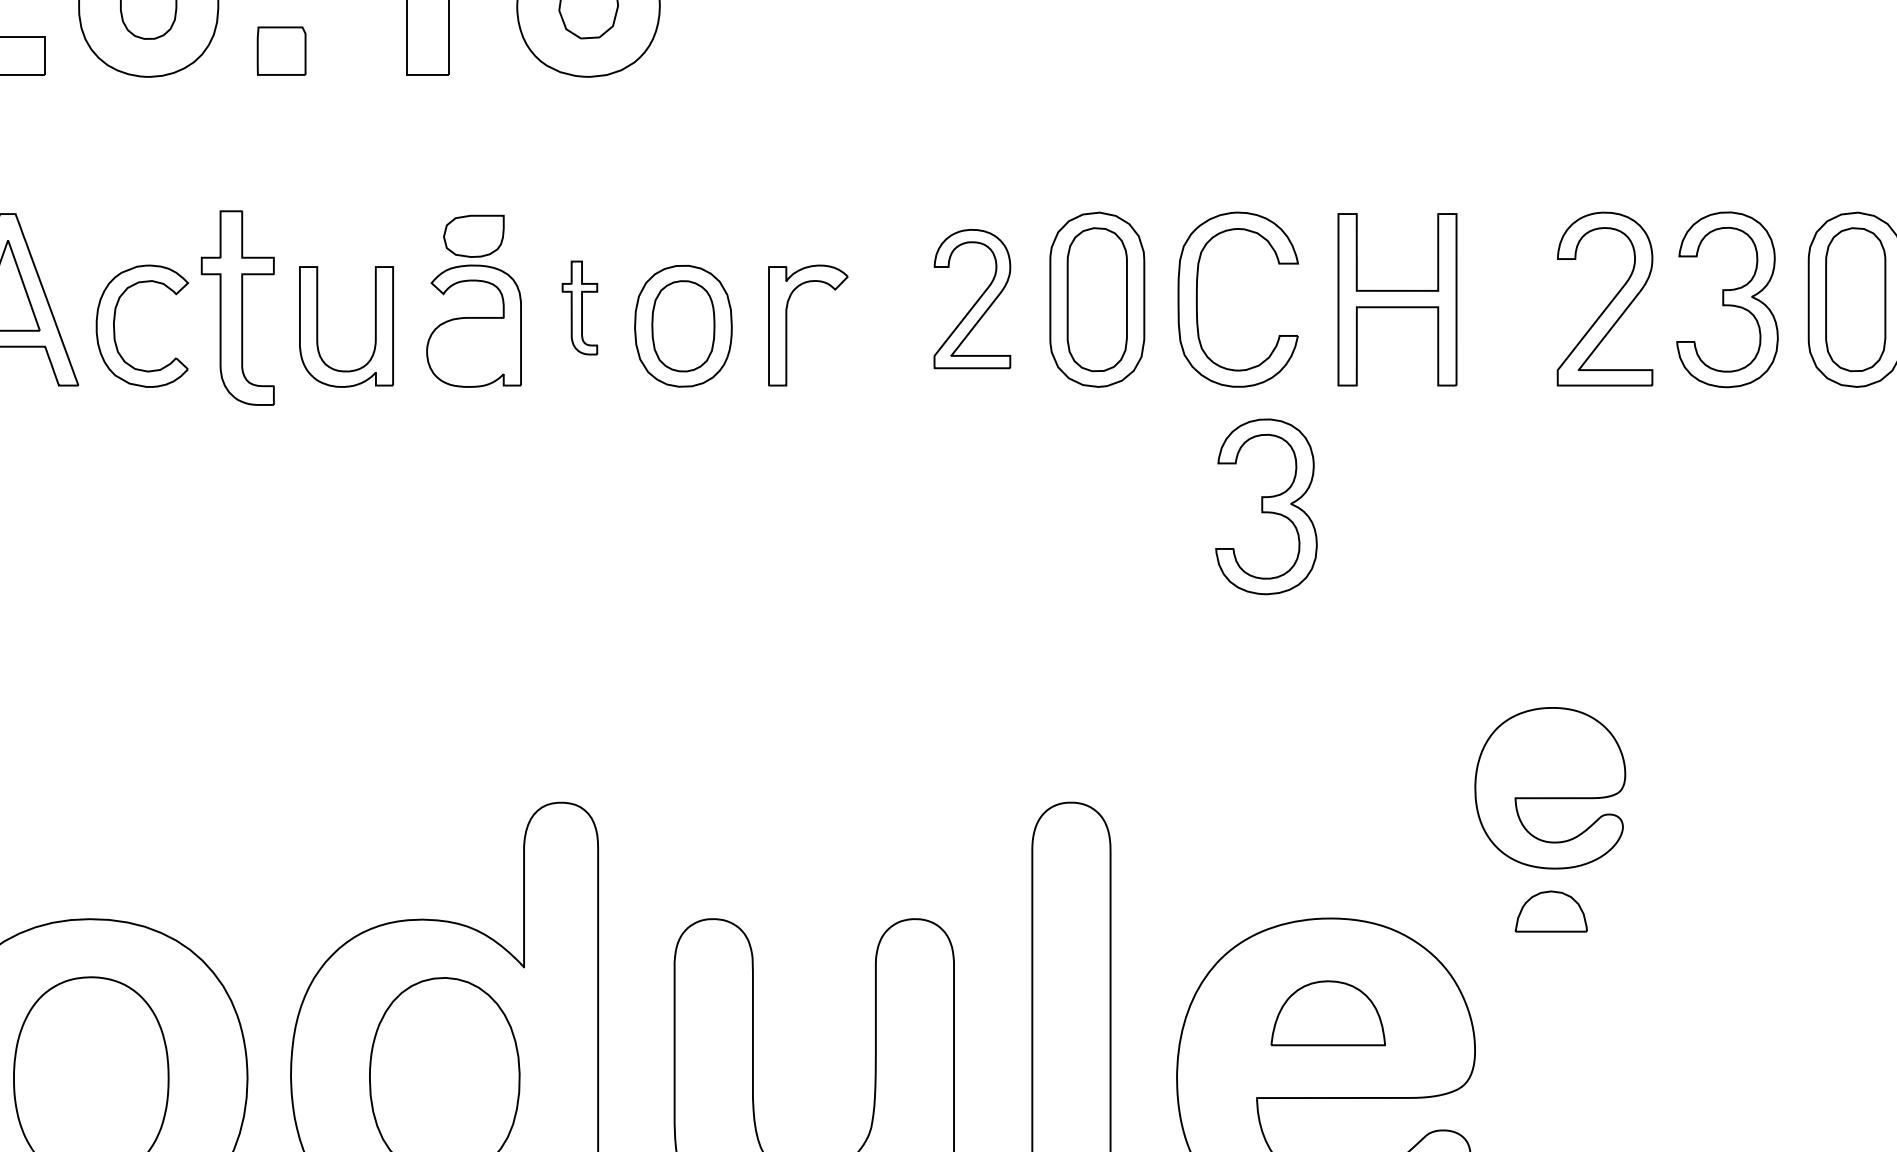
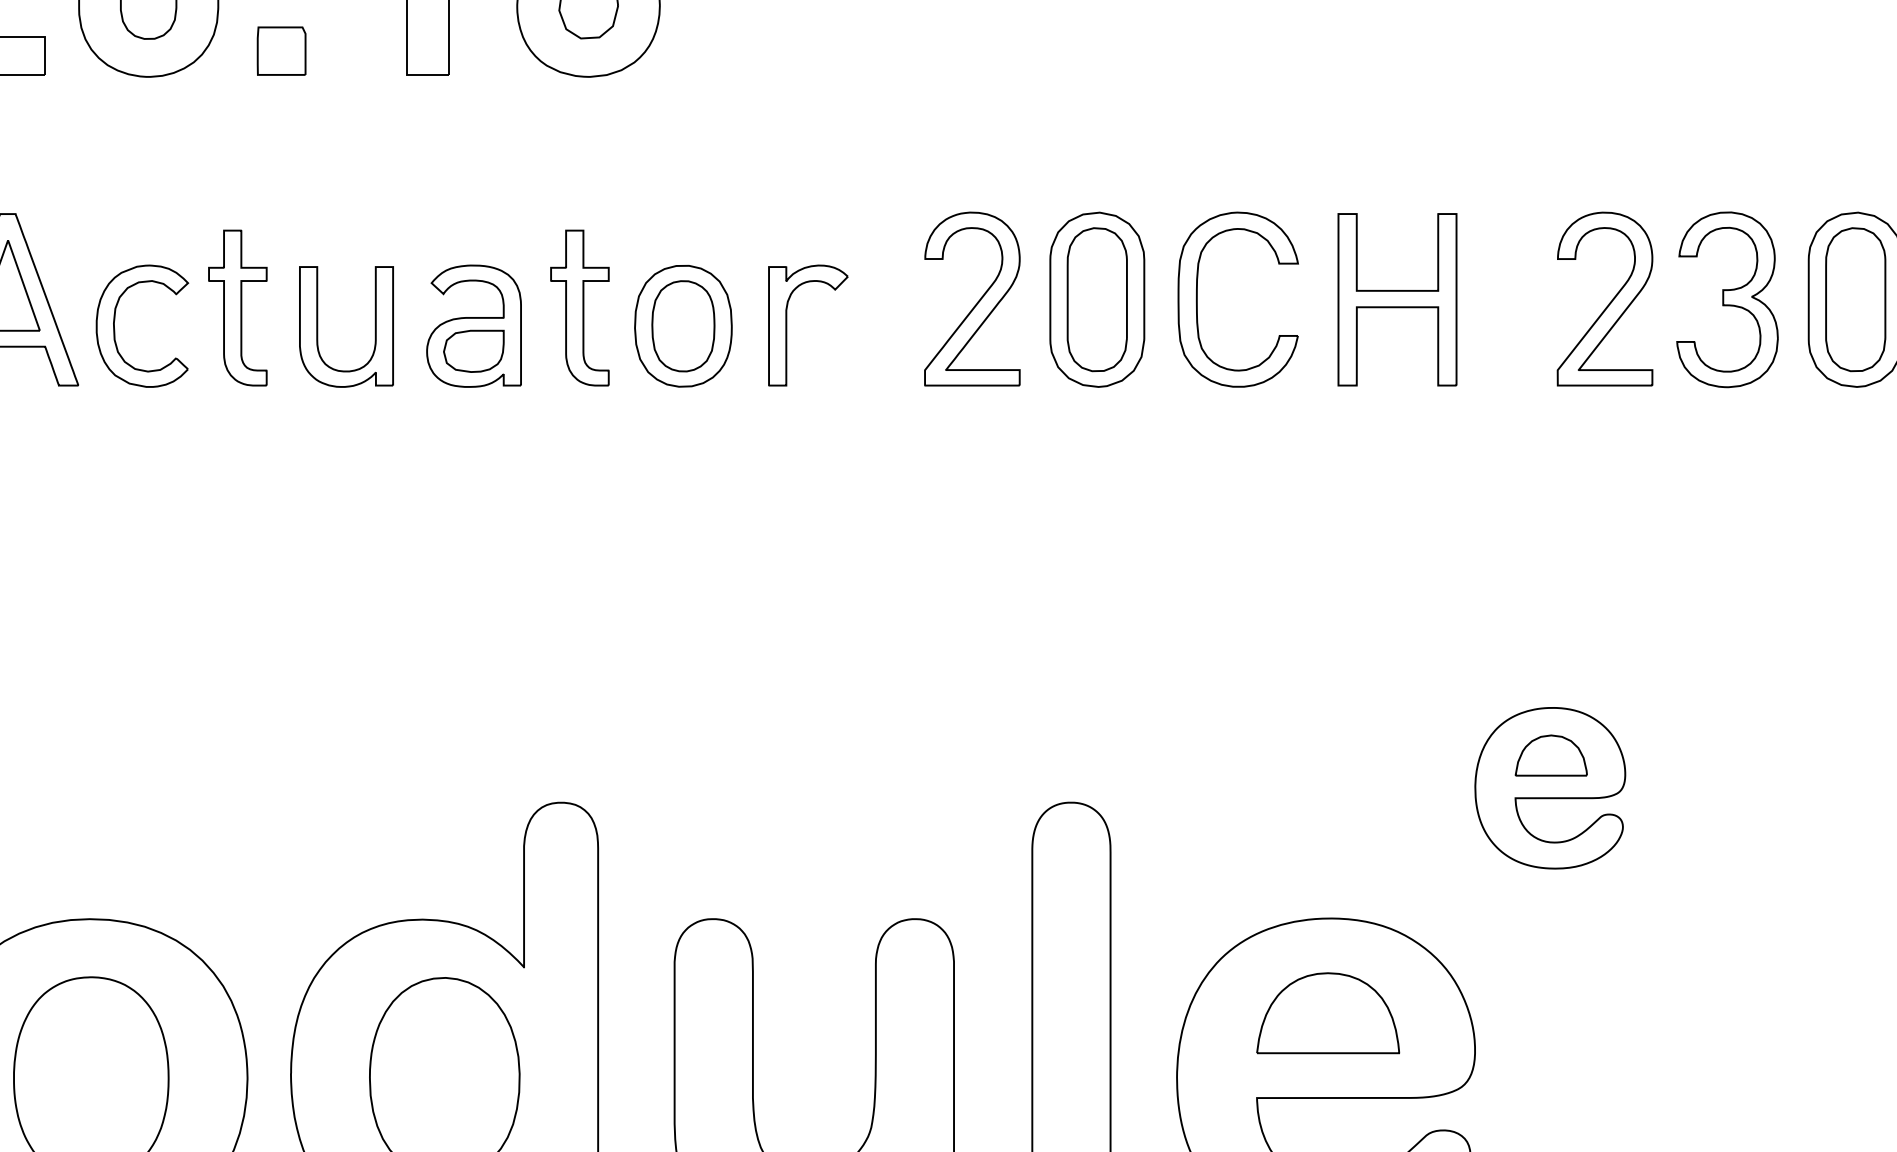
part position: (473, 235) -> (473, 350) (473, 350)
part size: 79x141 px -> 97x176 px (972, 298)
part size: 75x196 px -> 60x158 px (237, 307)
part size: 38x96 px -> 60x158 px (579, 307)
part: present -> none (1266, 506)
part position: (1550, 911) -> (1550, 755) (1550, 755)
part size: 116x67 px -> 145x83 px (1328, 1013)
